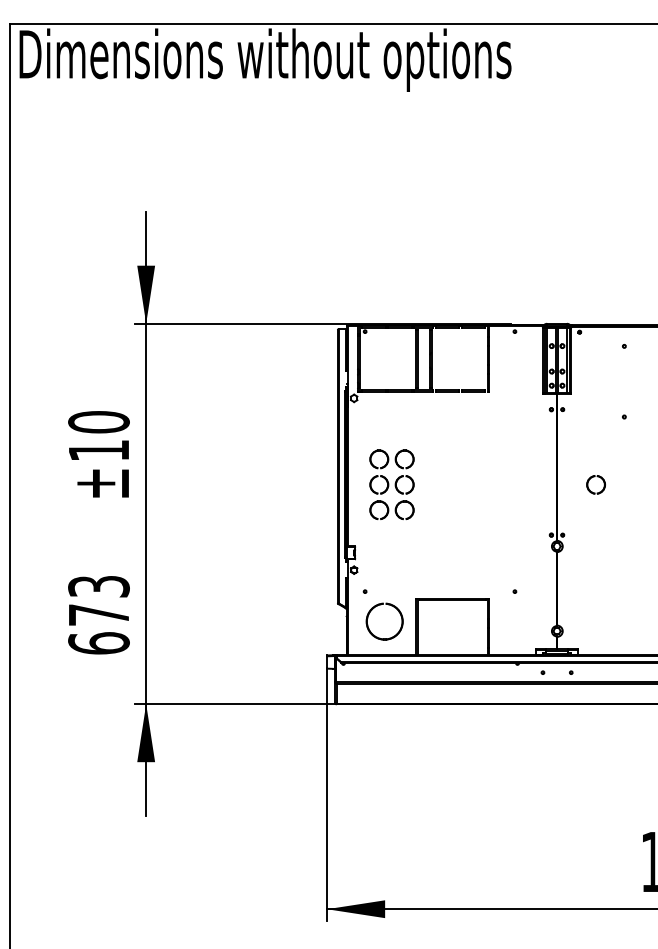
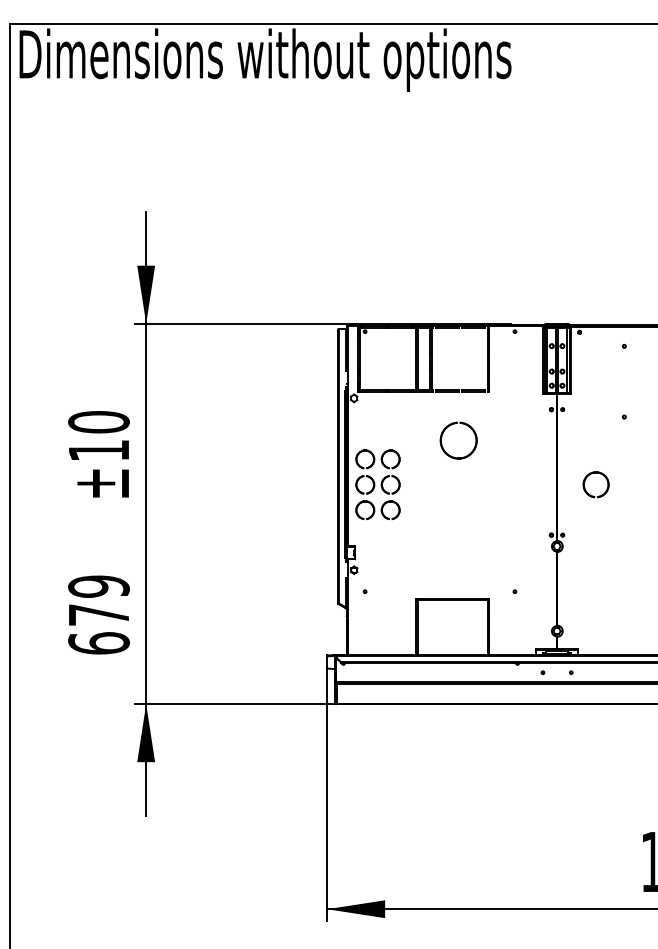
part position: (391, 484) -> (377, 484) (377, 484)
part size: 20x20 px -> 28x28 px (595, 484)
text: 673 -> 679 (98, 586)
part position: (381, 605) -> (455, 424) (455, 424)
